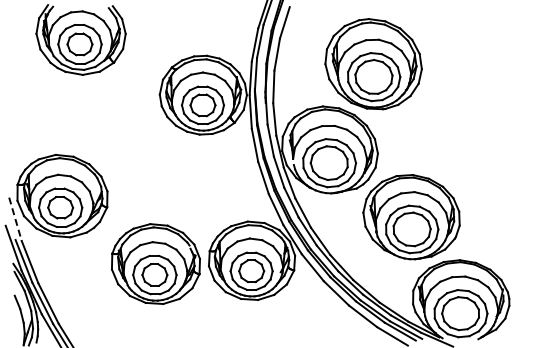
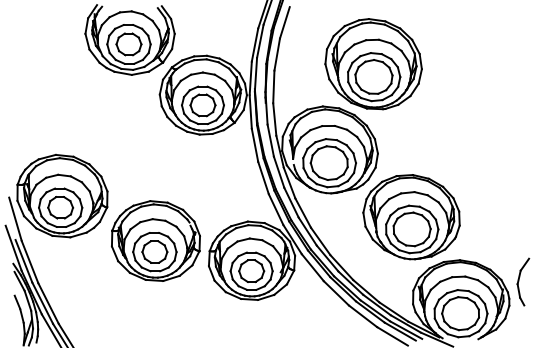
part position: (80, 39) -> (129, 39) (129, 39)
line: dashed -> solid (15, 219)
part position: (155, 263) -> (155, 240) (155, 240)
part: none -> present (523, 281)
